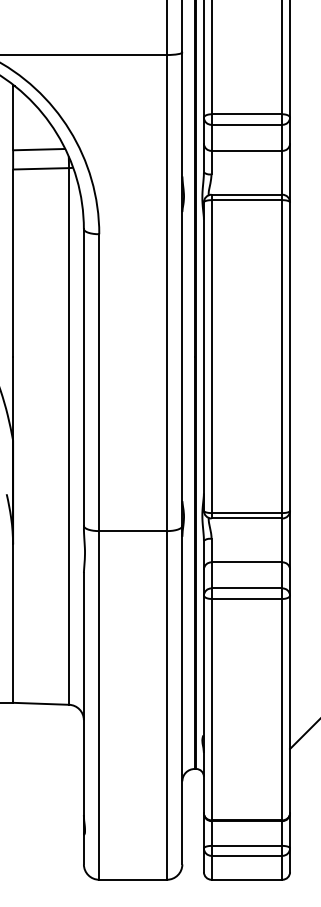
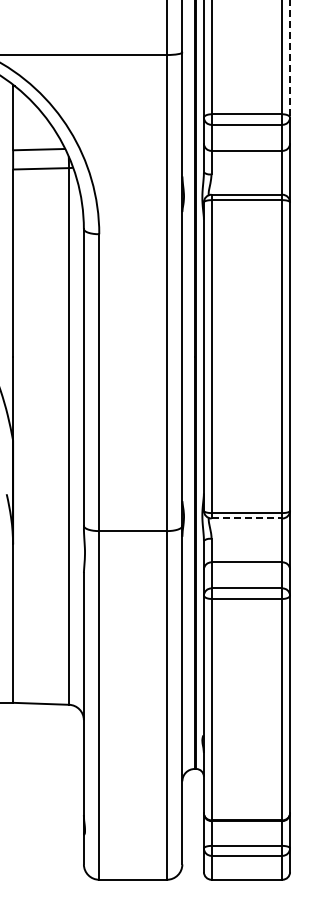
line: solid -> dashed (290, 59)
line: solid -> dashed (247, 518)
line: present -> none (303, 734)
